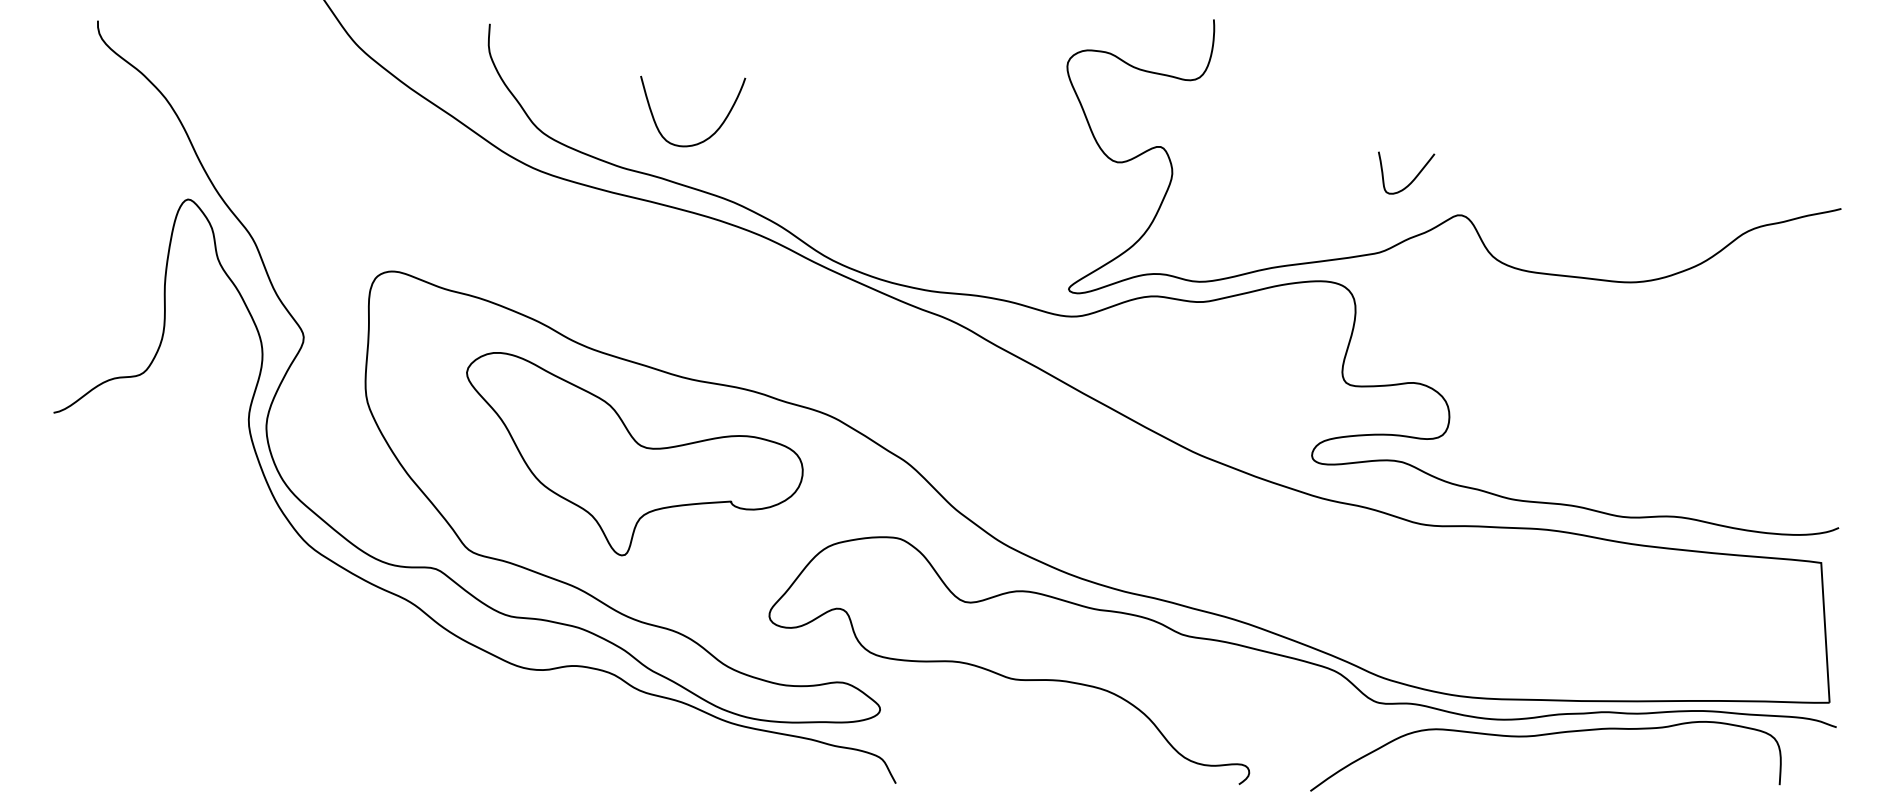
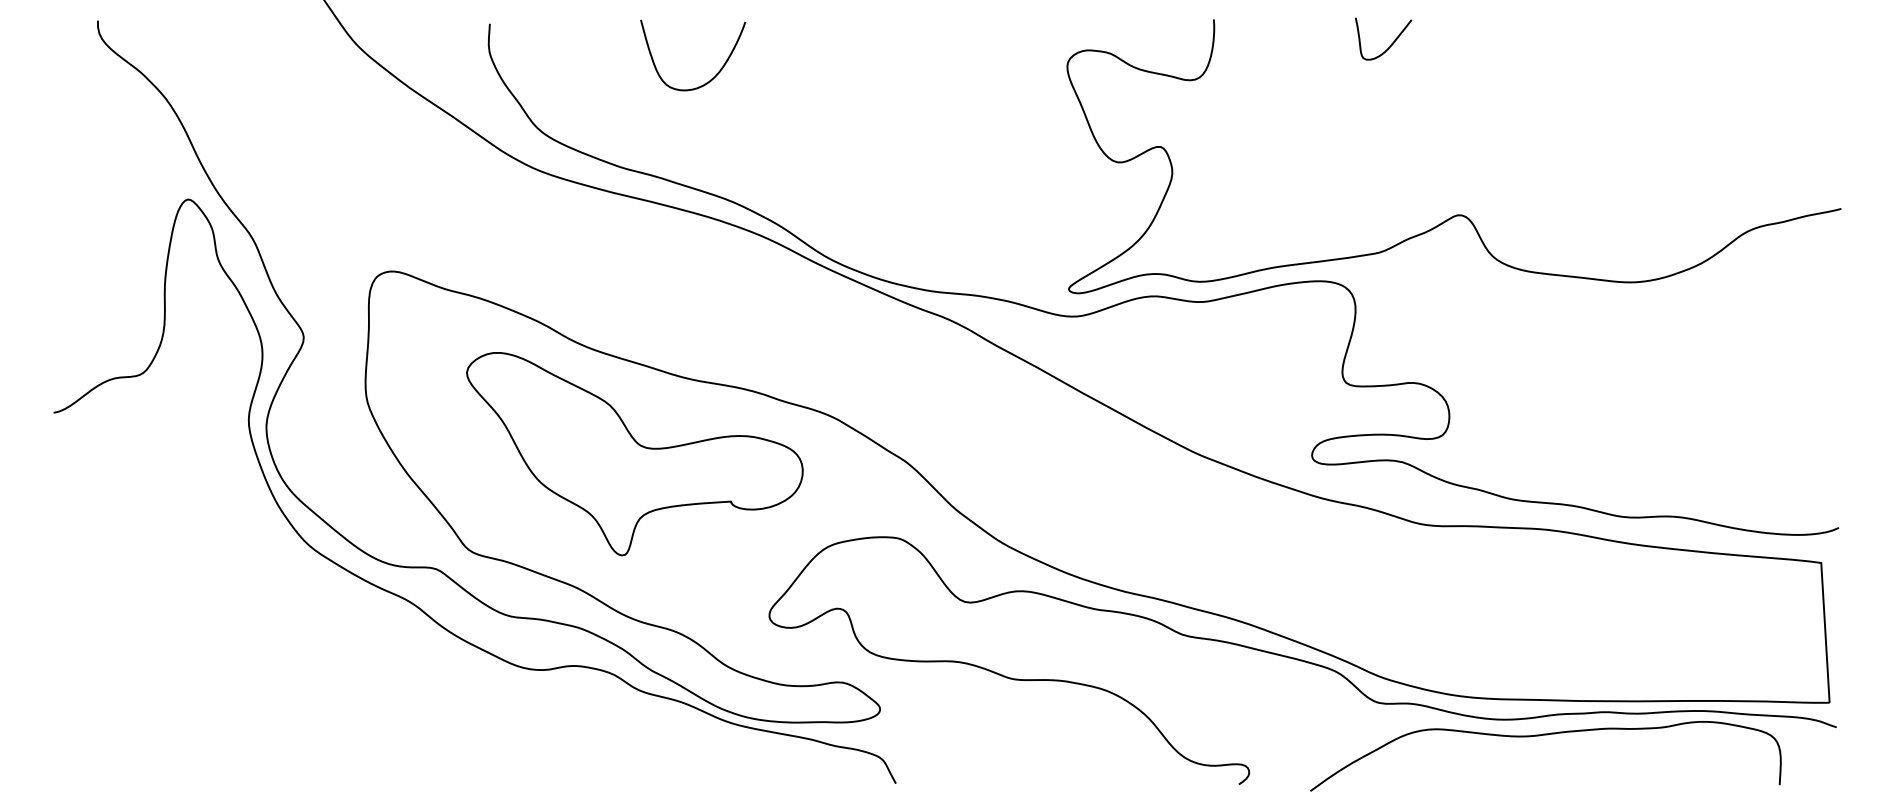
curve position: (715, 130) -> (715, 74) (715, 74)
curve position: (1413, 178) -> (1390, 44) (1390, 44)
